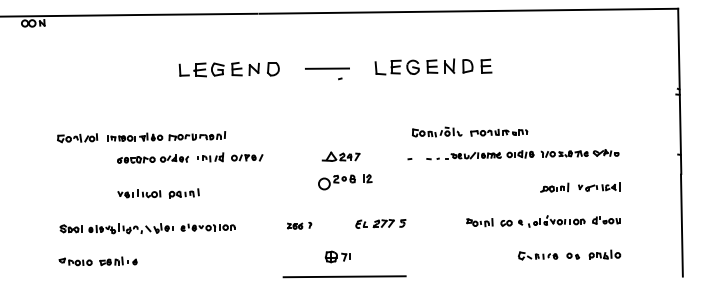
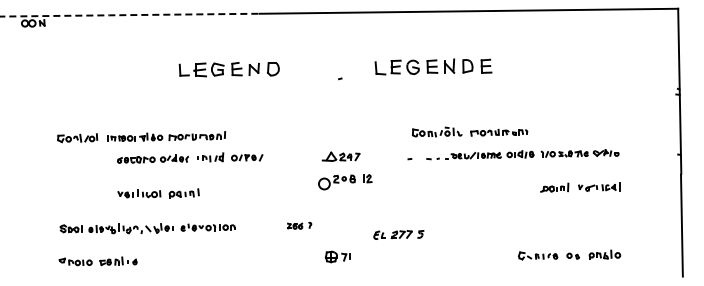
arc: solid -> dashed (129, 15)
line: present -> none (327, 68)
part: present -> none (543, 221)
part position: (380, 223) -> (398, 234) (398, 234)
line: present -> none (344, 276)
